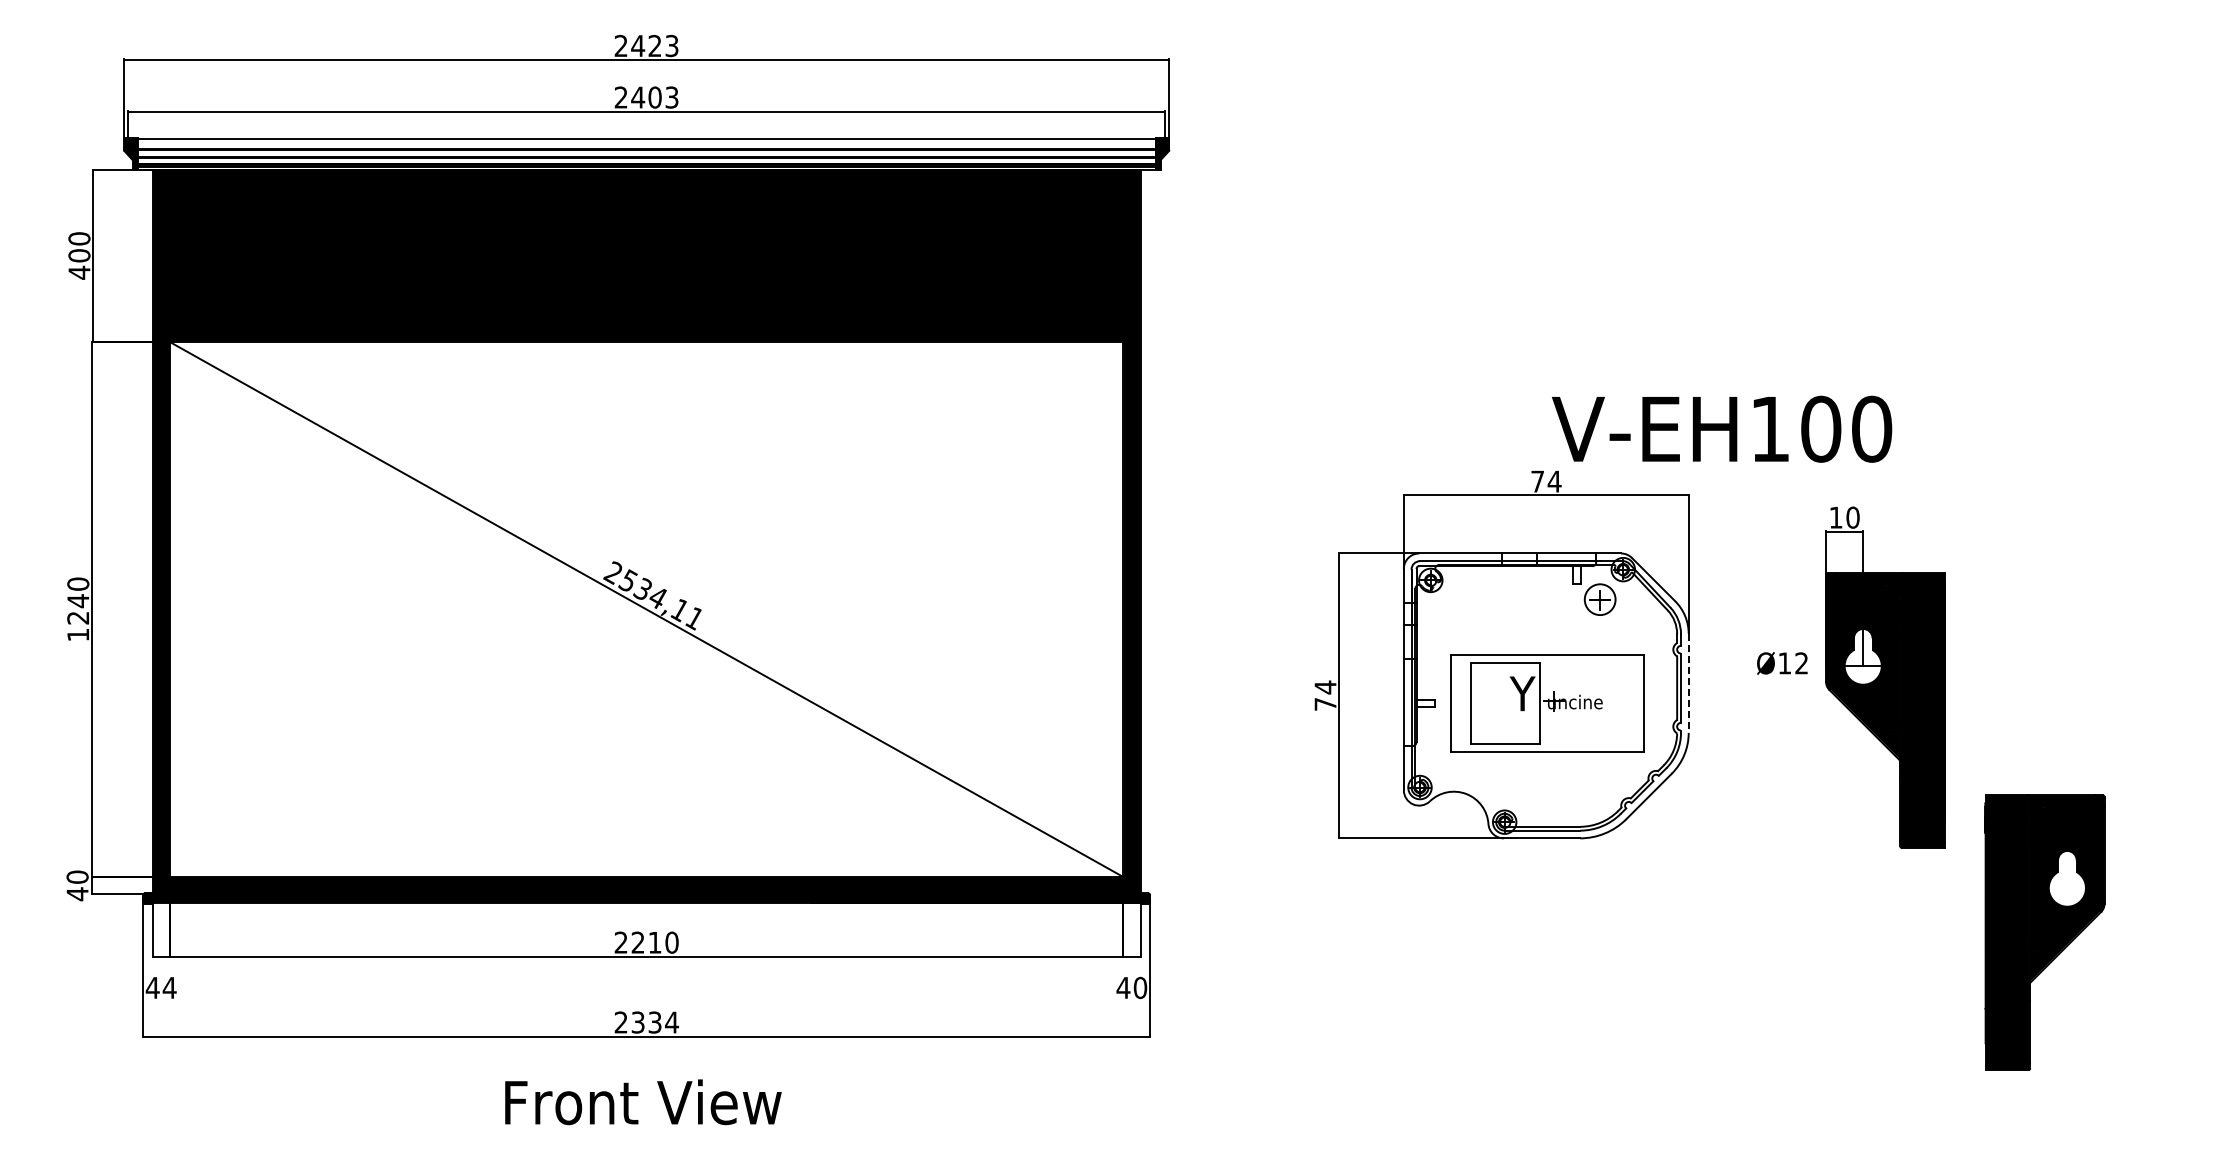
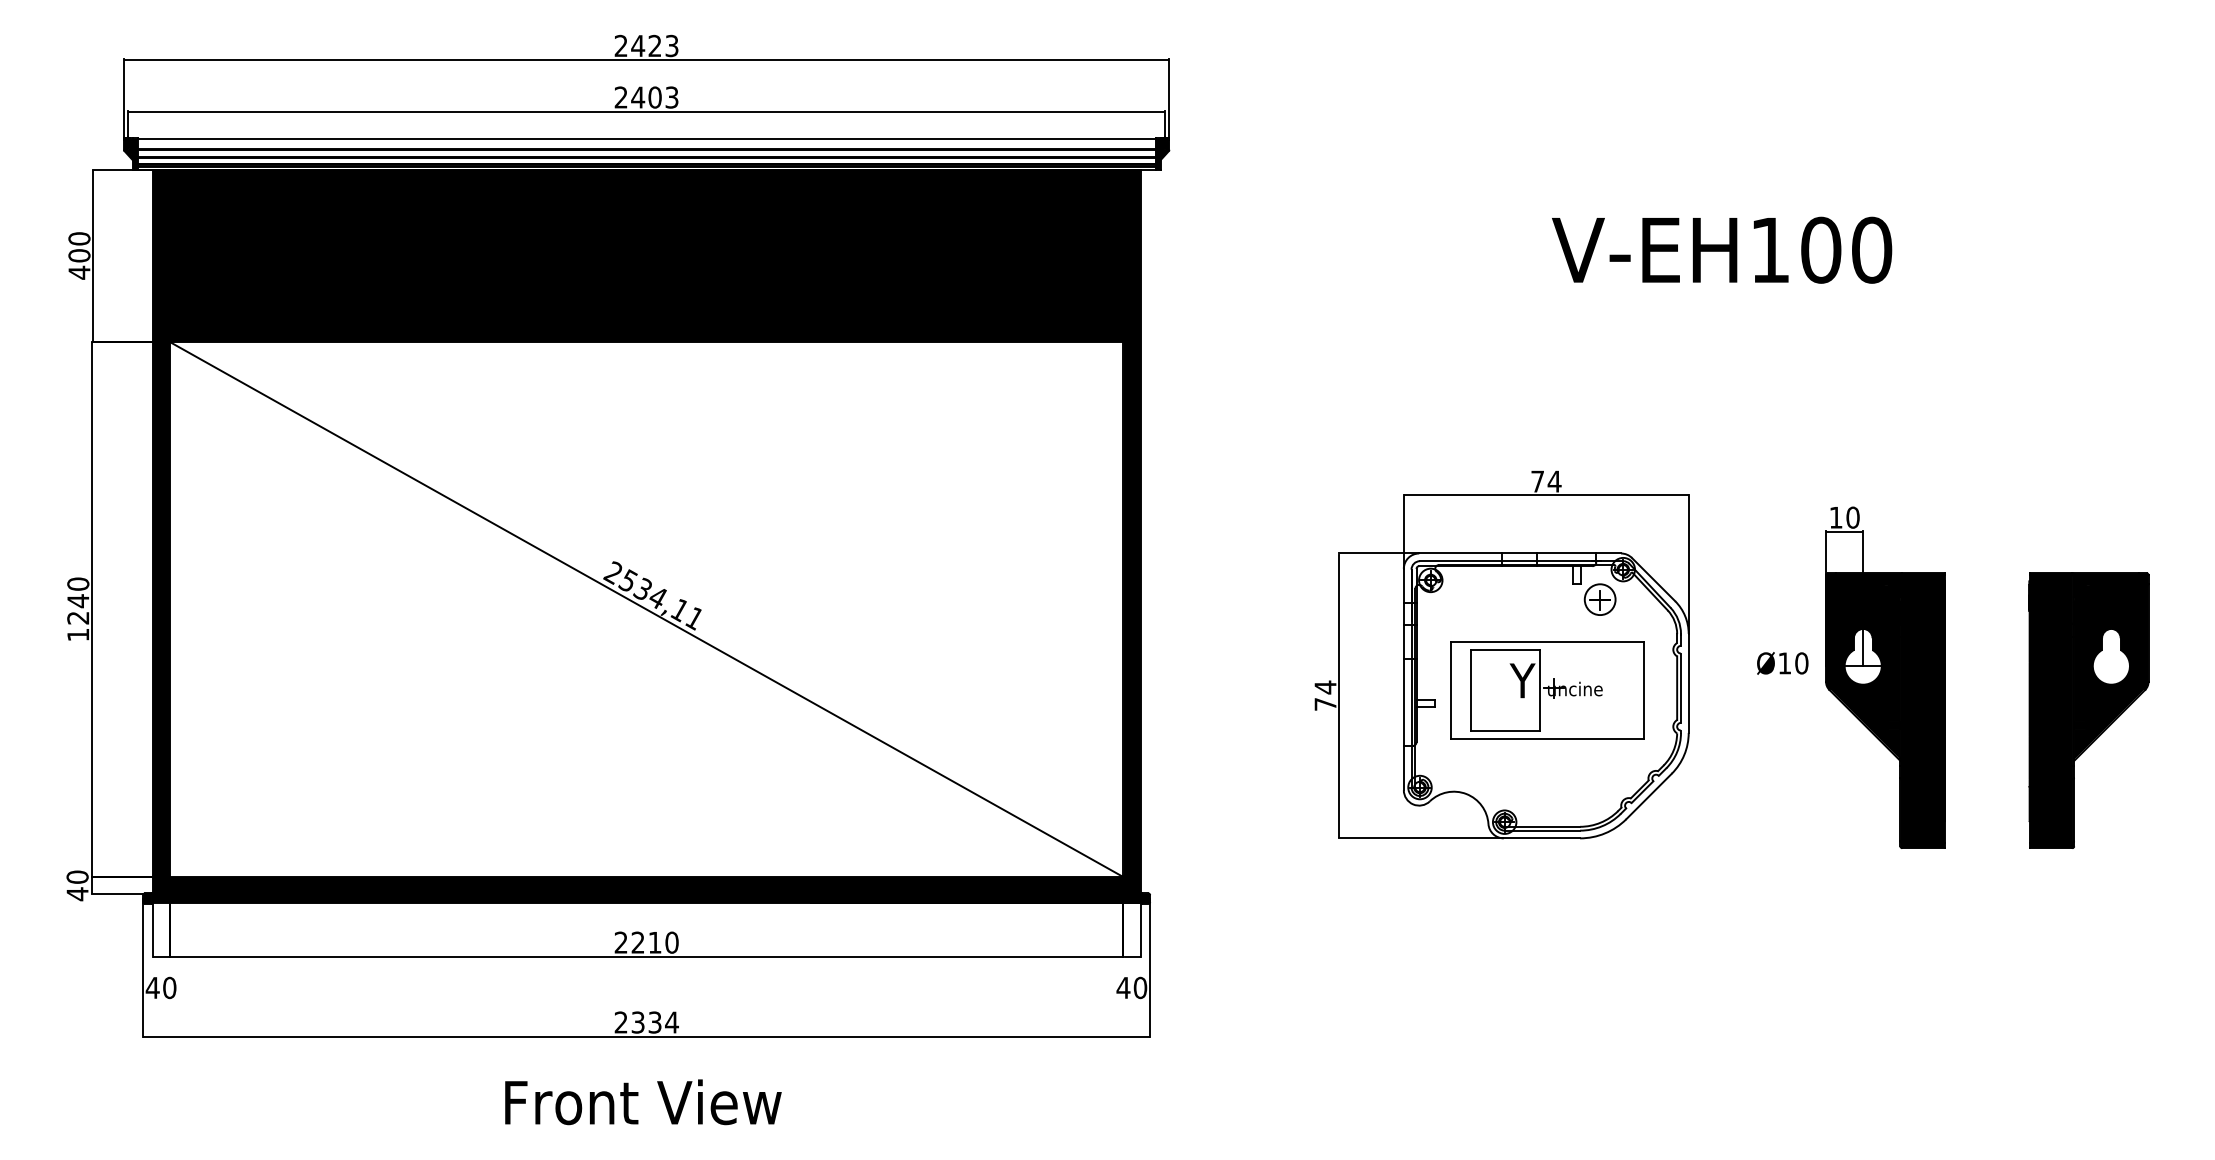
text position: (1722, 428) -> (1722, 249) (1722, 249)
text: Ø12 -> Ø10 (1801, 663)
line: dashed -> solid (1688, 683)
part position: (1547, 703) -> (1547, 690) (1547, 690)
part position: (2044, 932) -> (2088, 710) (2088, 710)
text: 44 -> 40 (169, 987)
